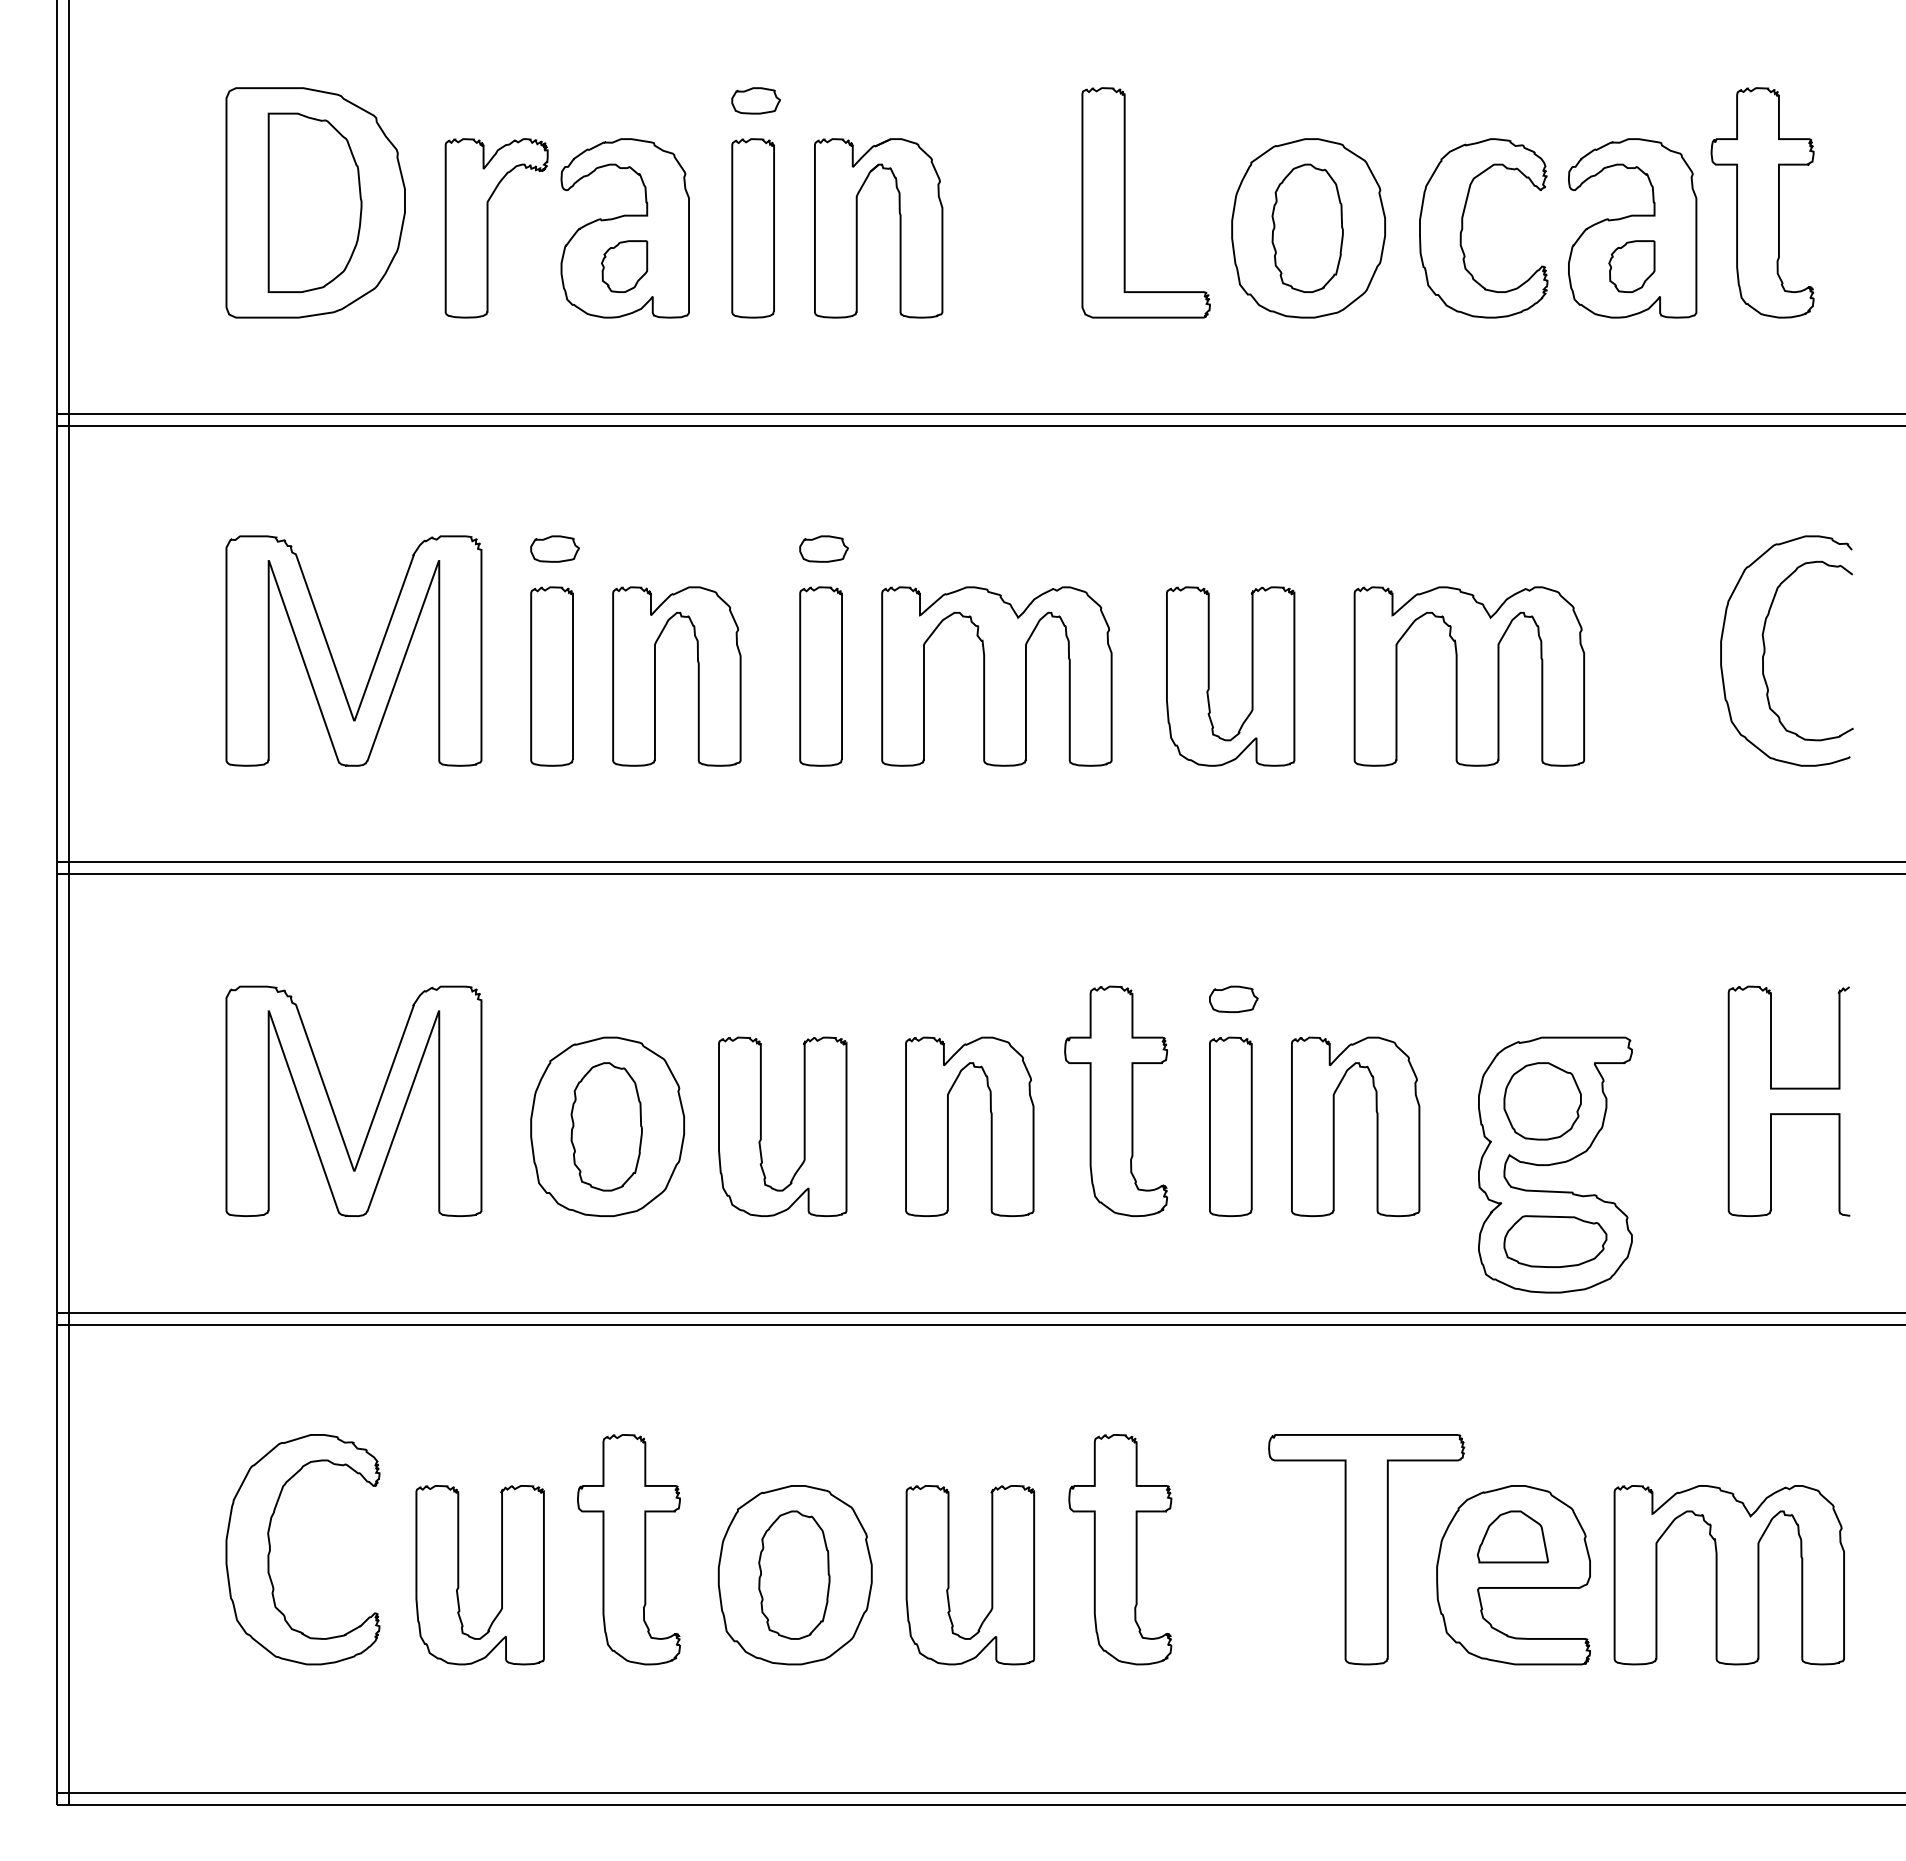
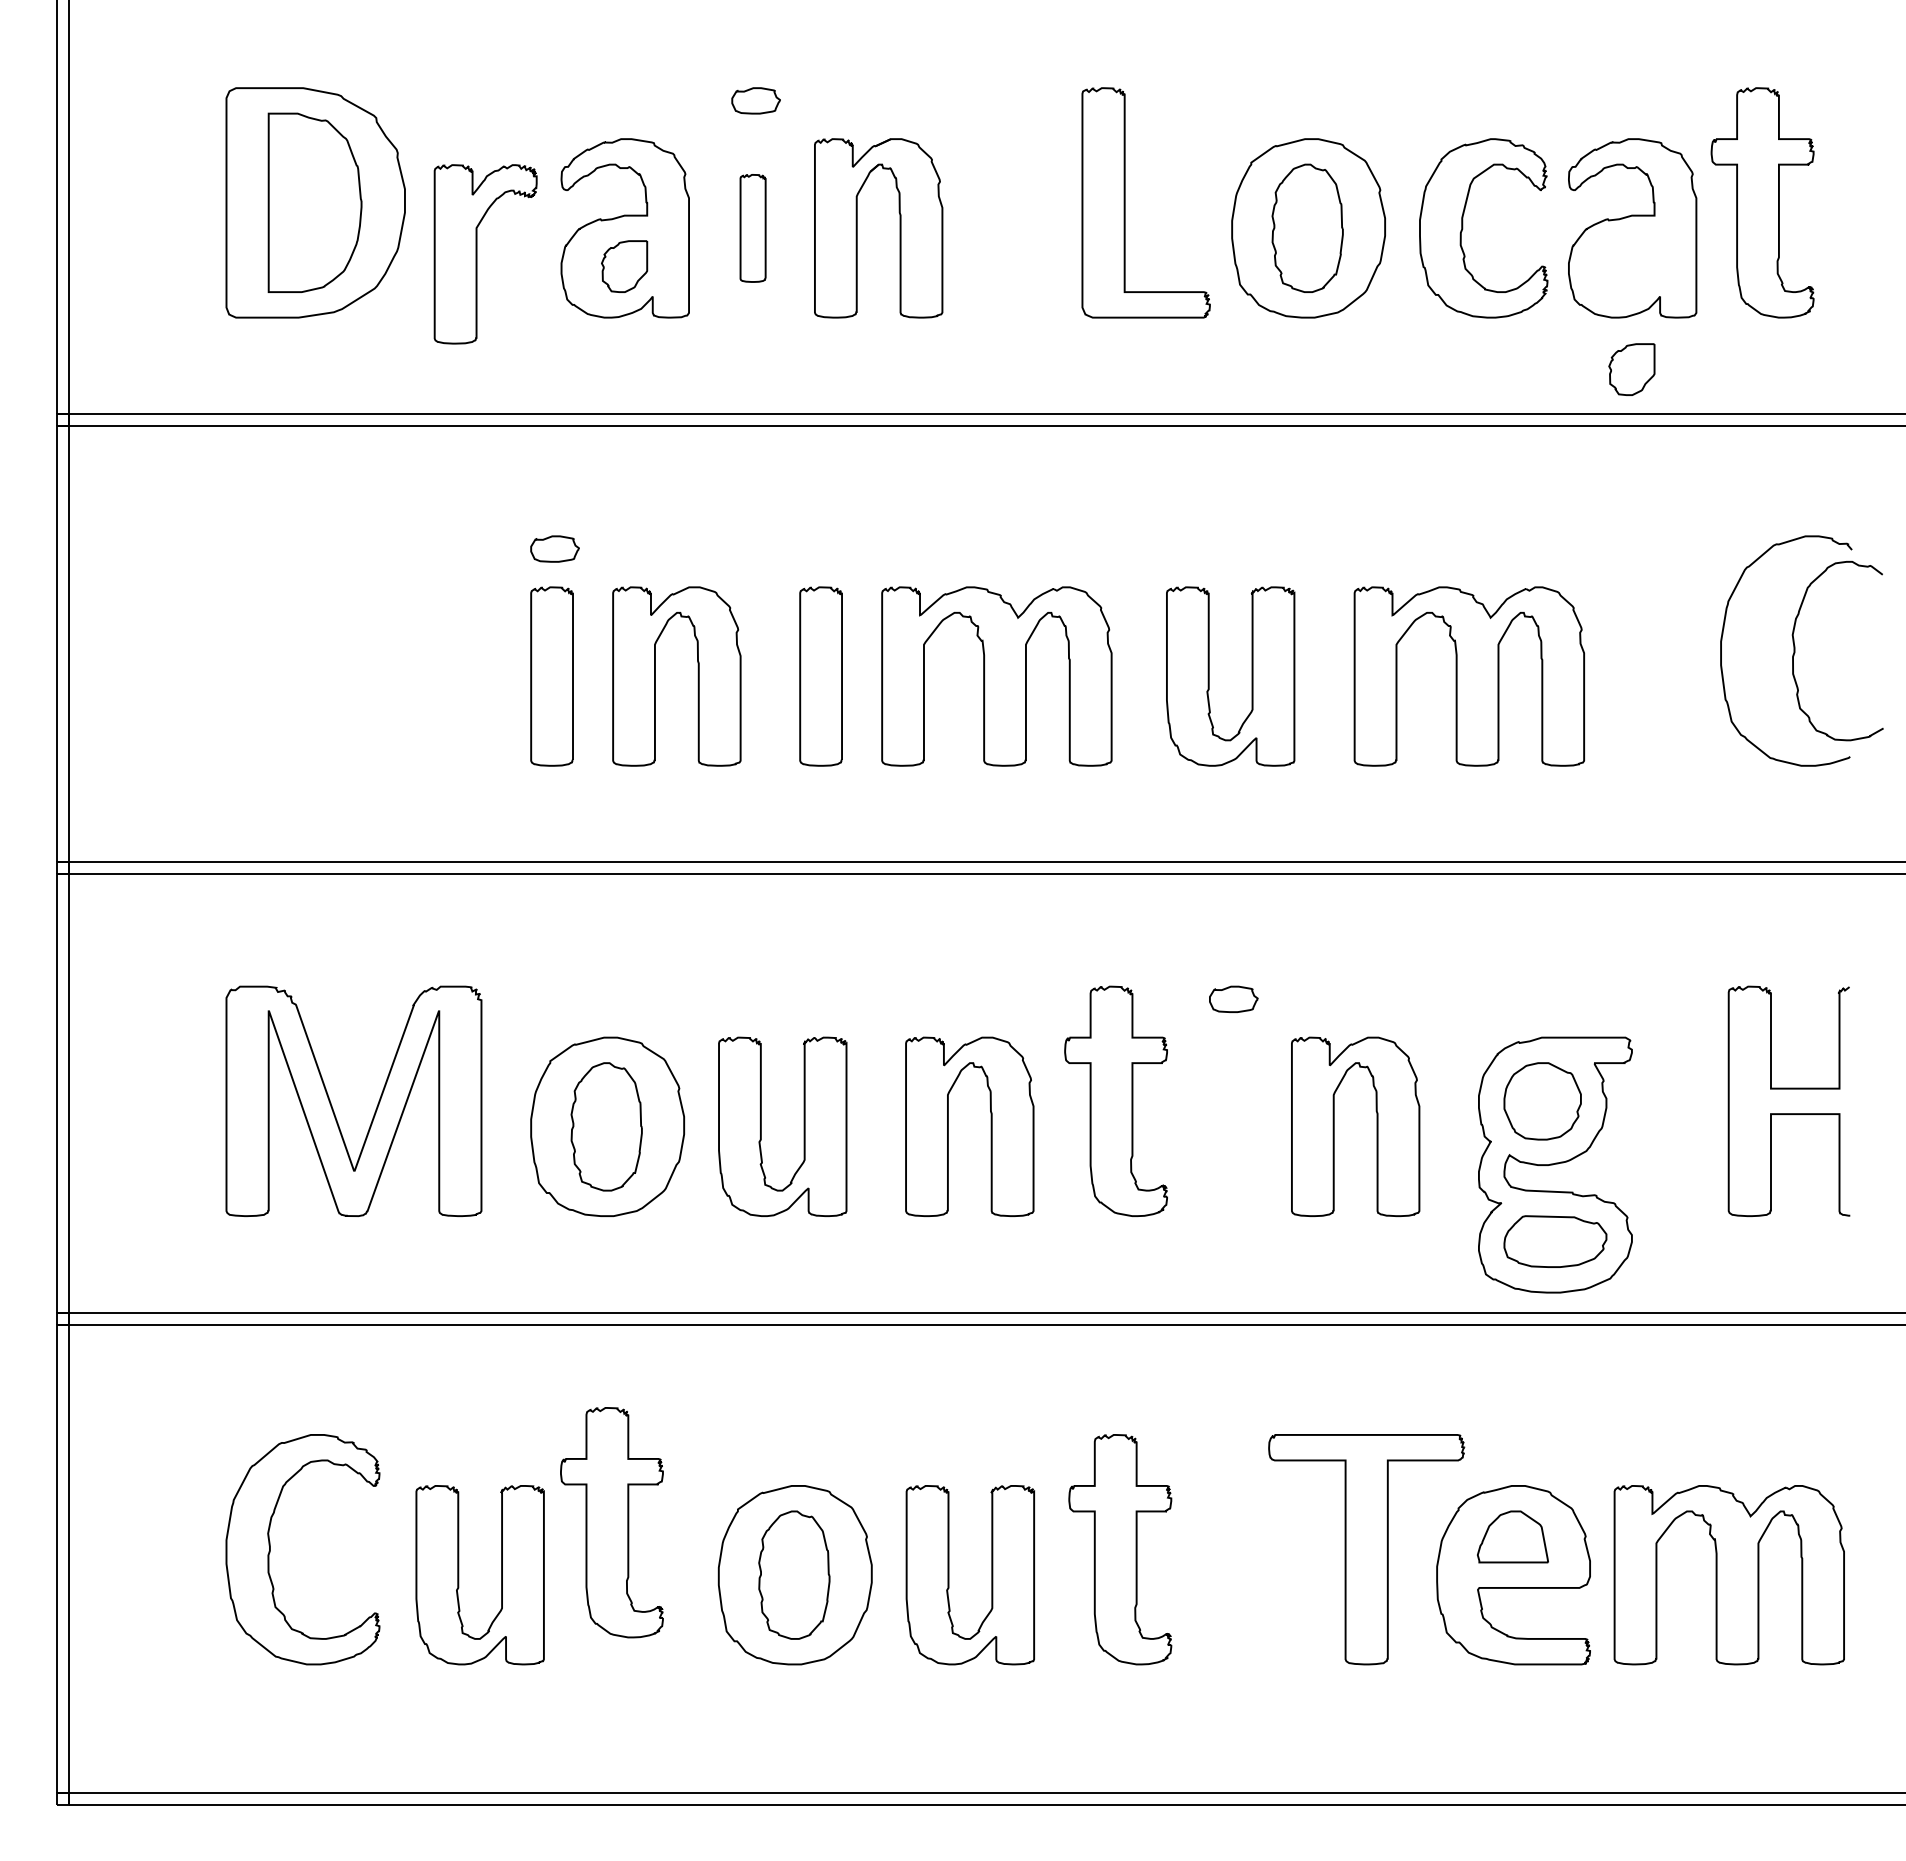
part position: (488, 228) -> (477, 254) (477, 254)
part size: 44x181 px -> 28x109 px (752, 228)
part position: (1631, 266) -> (1631, 369) (1631, 369)
part: present -> none (823, 548)
curve position: (1765, 651) -> (1795, 651) (1795, 651)
part: present -> none (333, 658)
part: present -> none (1230, 1126)
part position: (628, 1549) -> (611, 1522) (611, 1522)
